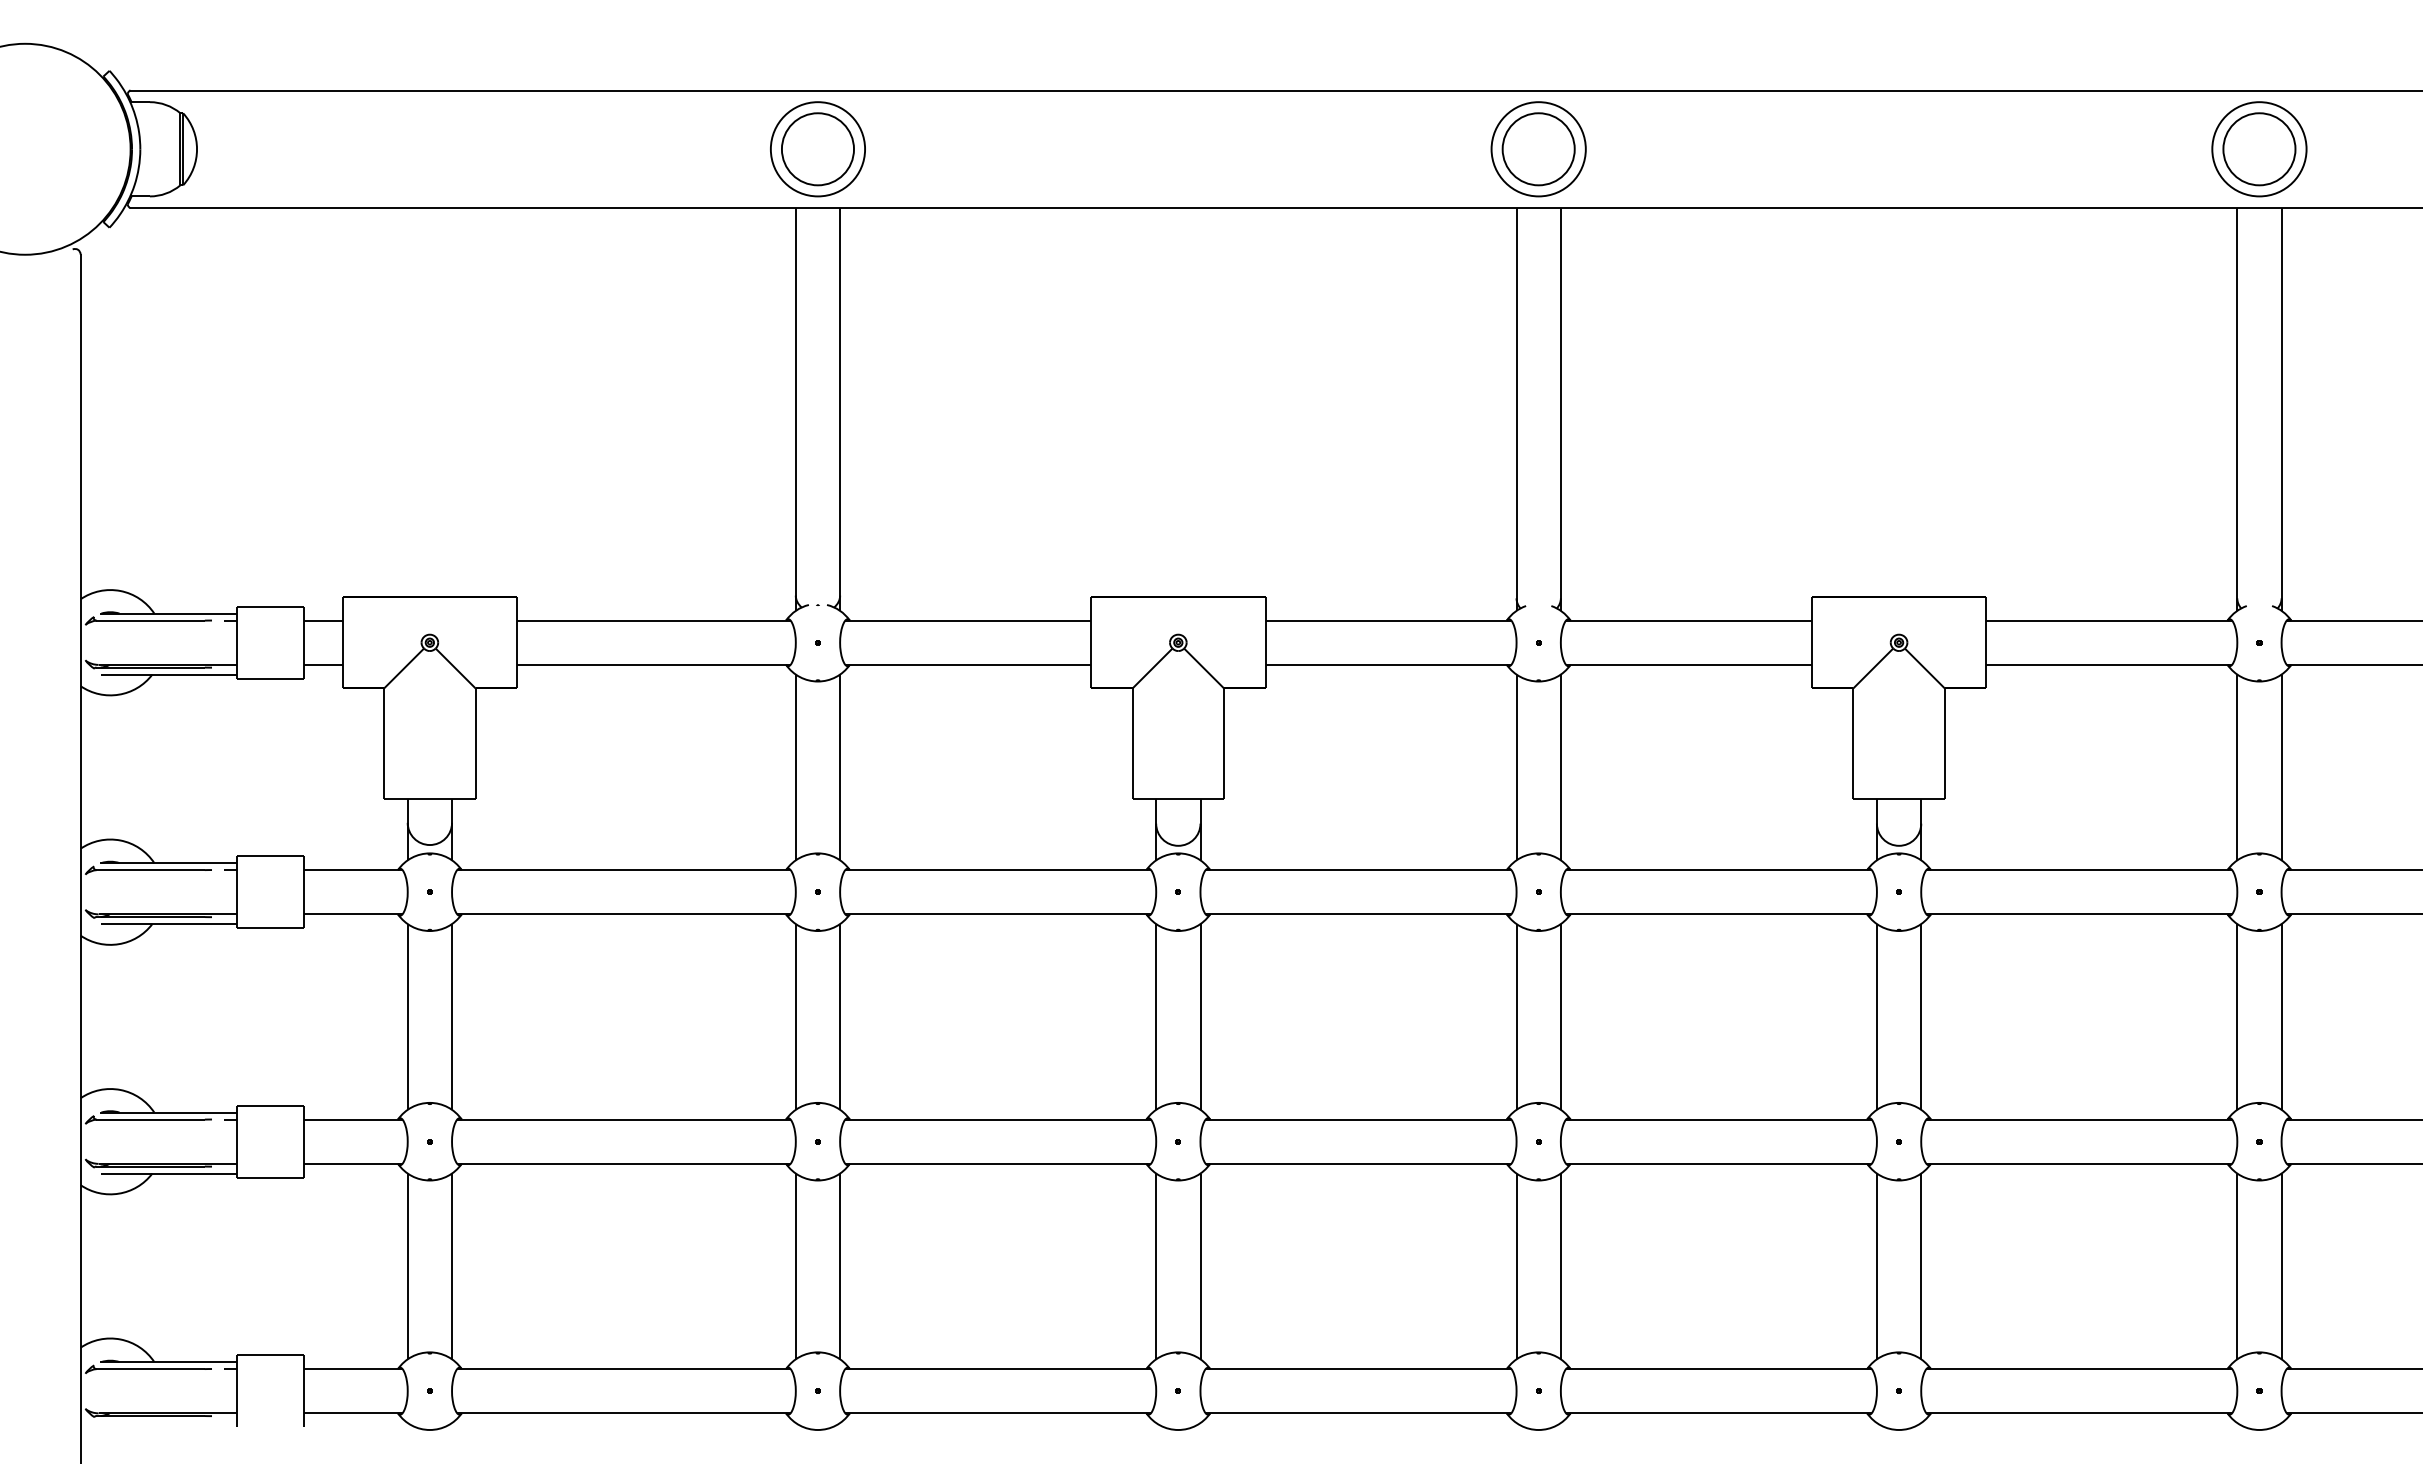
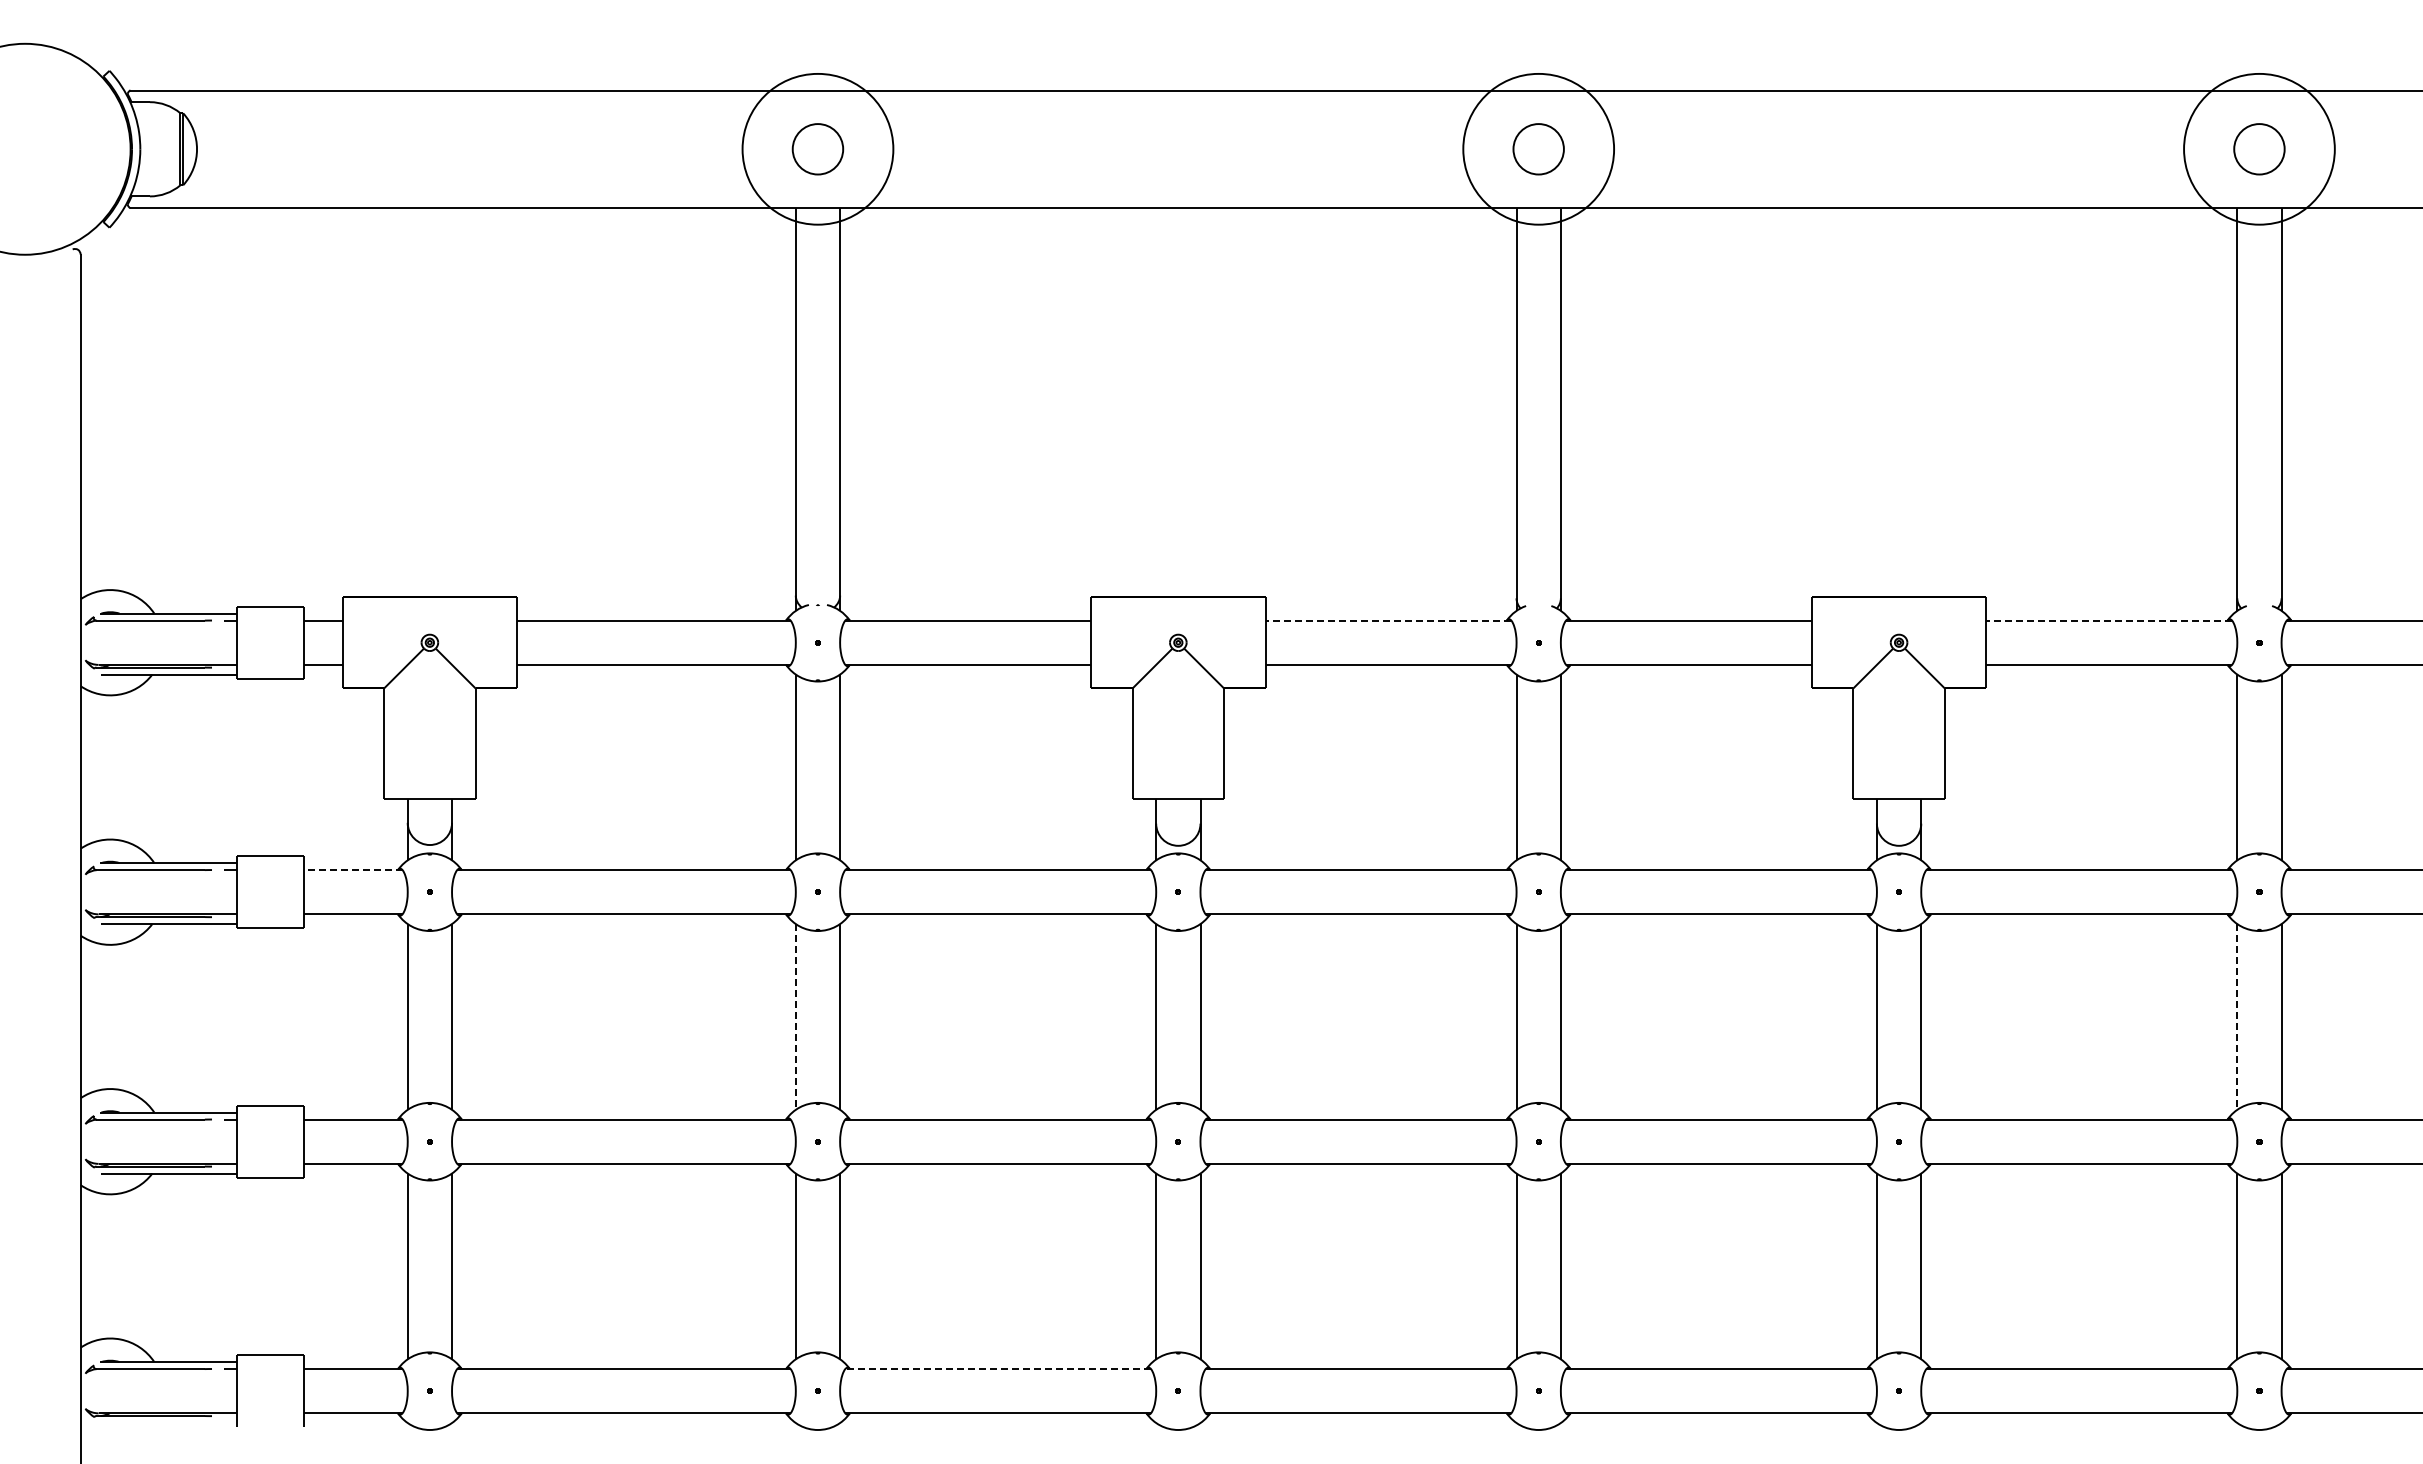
circle diameter: 72 px -> 50 px (817, 149)
circle diameter: 94 px -> 151 px (817, 148)
circle diameter: 72 px -> 50 px (1538, 149)
circle diameter: 94 px -> 151 px (1538, 148)
circle diameter: 72 px -> 50 px (2259, 149)
circle diameter: 94 px -> 151 px (2259, 148)
line: solid -> dashed (1388, 620)
line: solid -> dashed (2109, 620)
line: solid -> dashed (352, 870)
line: solid -> dashed (795, 1016)
line: solid -> dashed (2237, 1016)
line: solid -> dashed (998, 1369)
